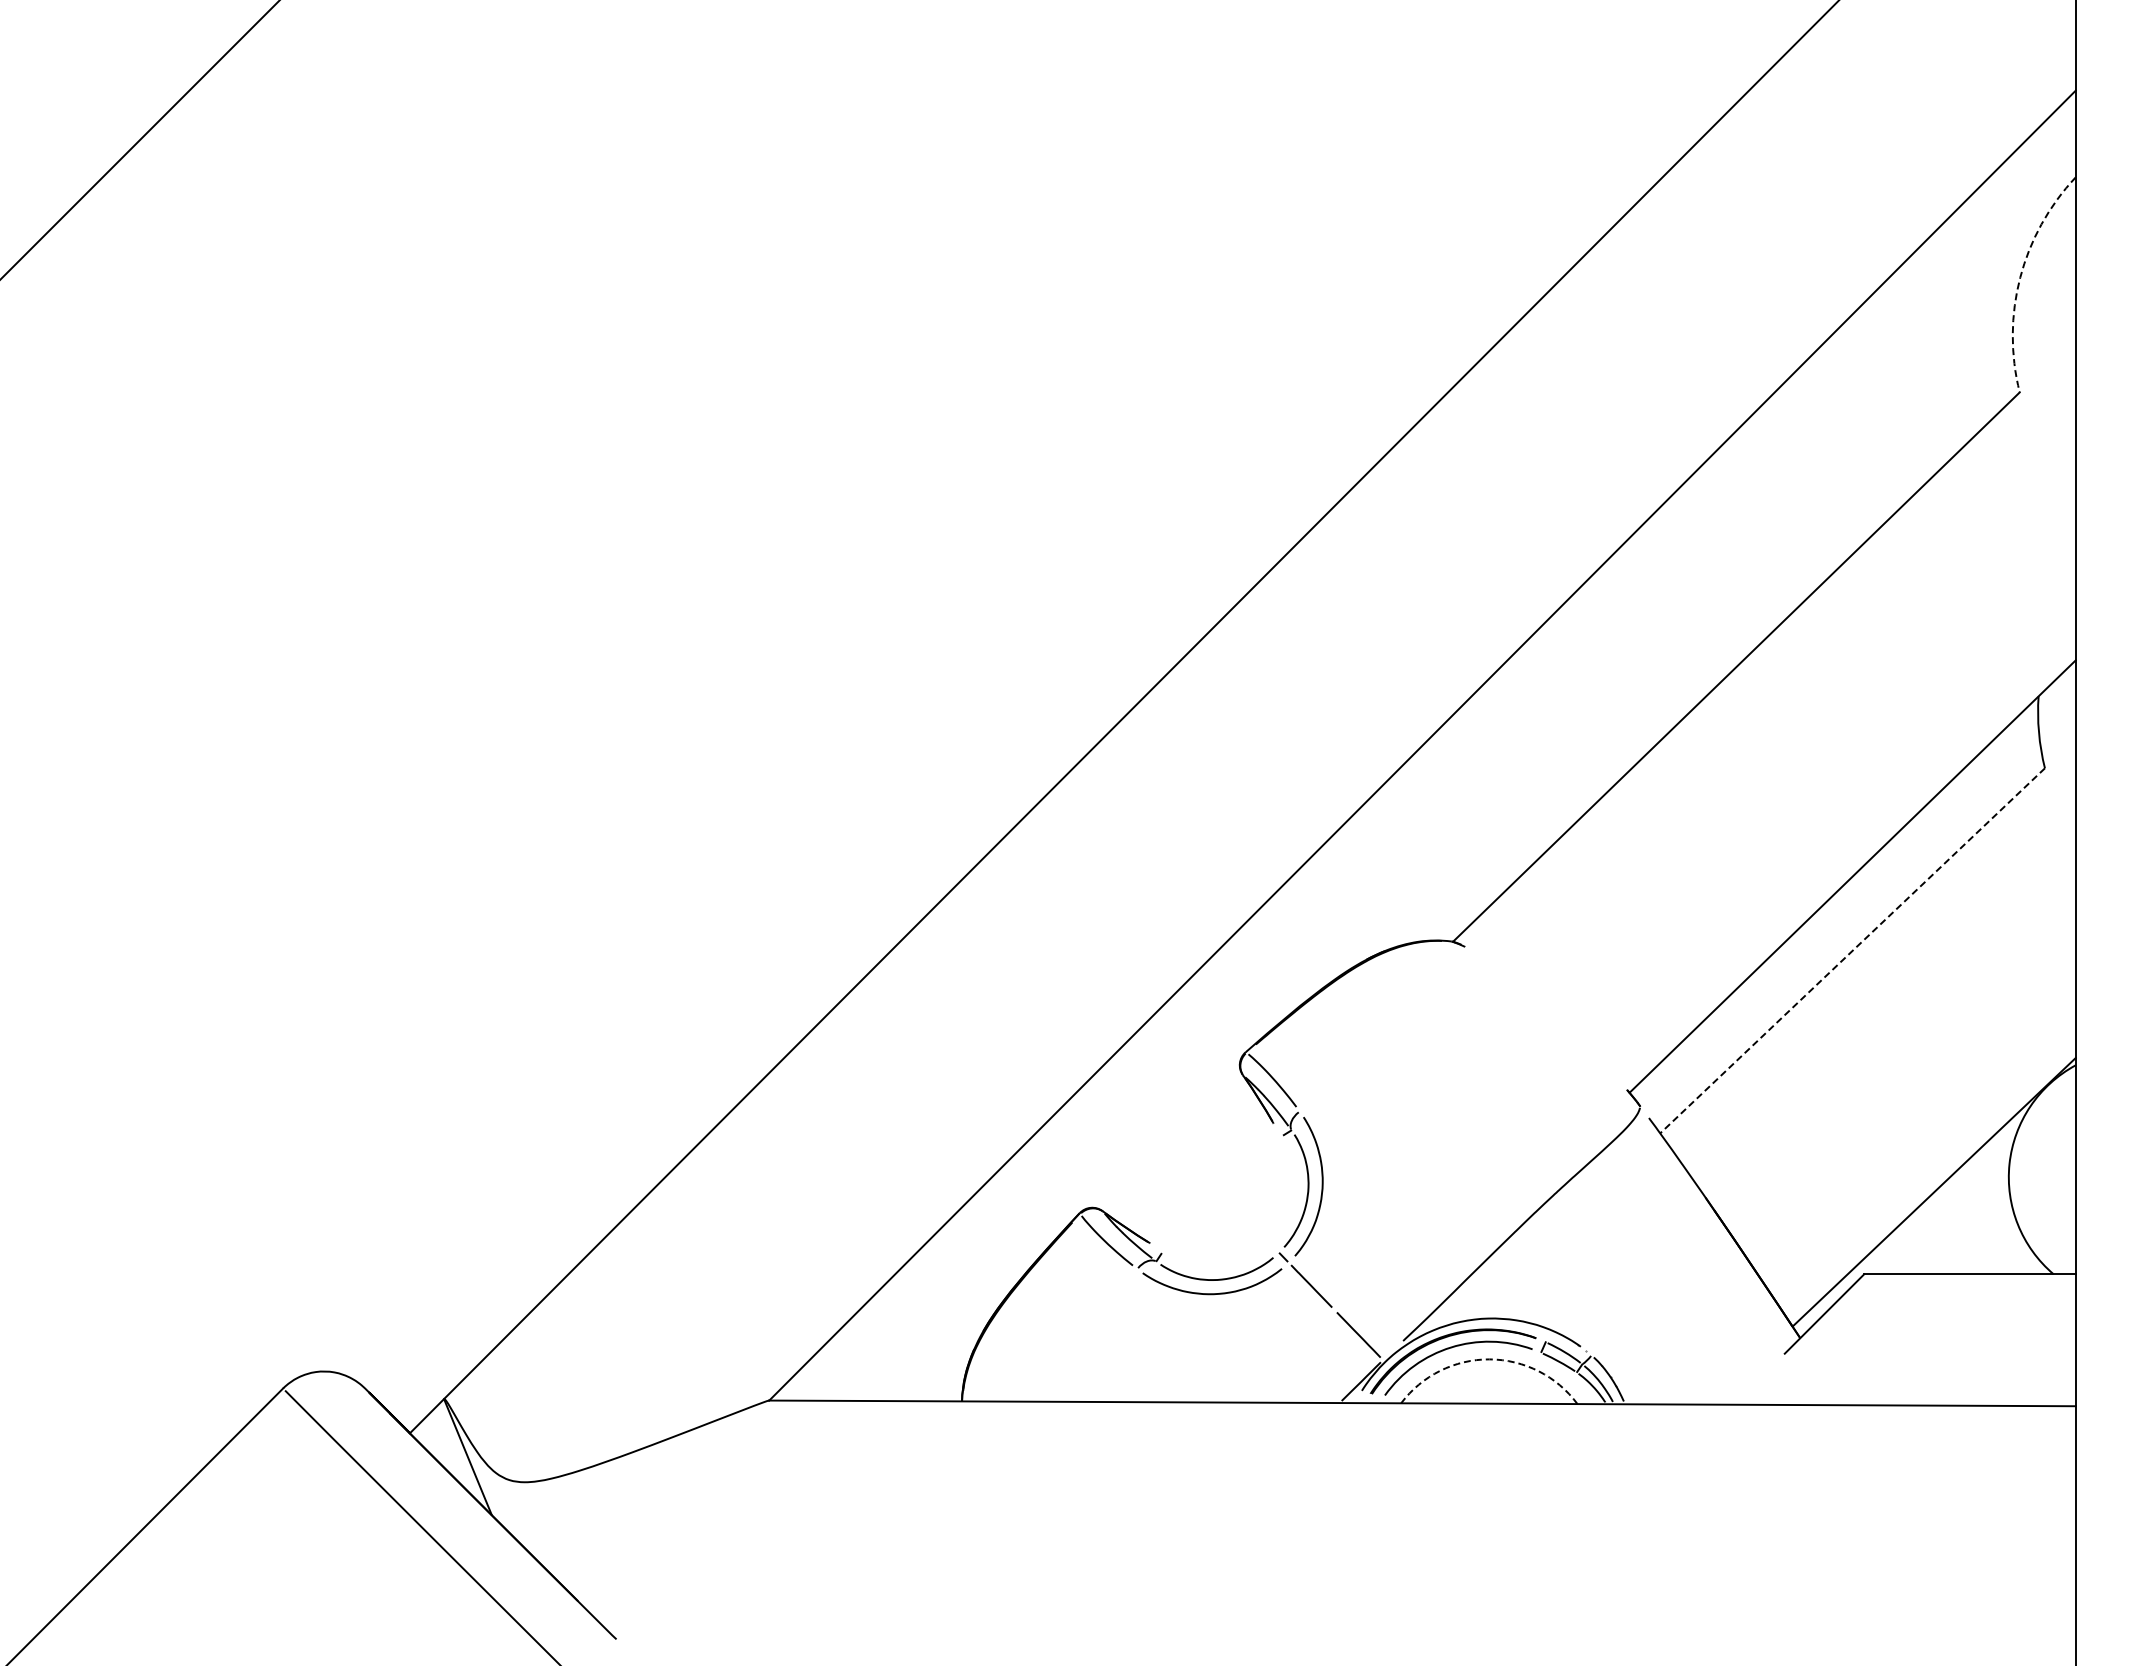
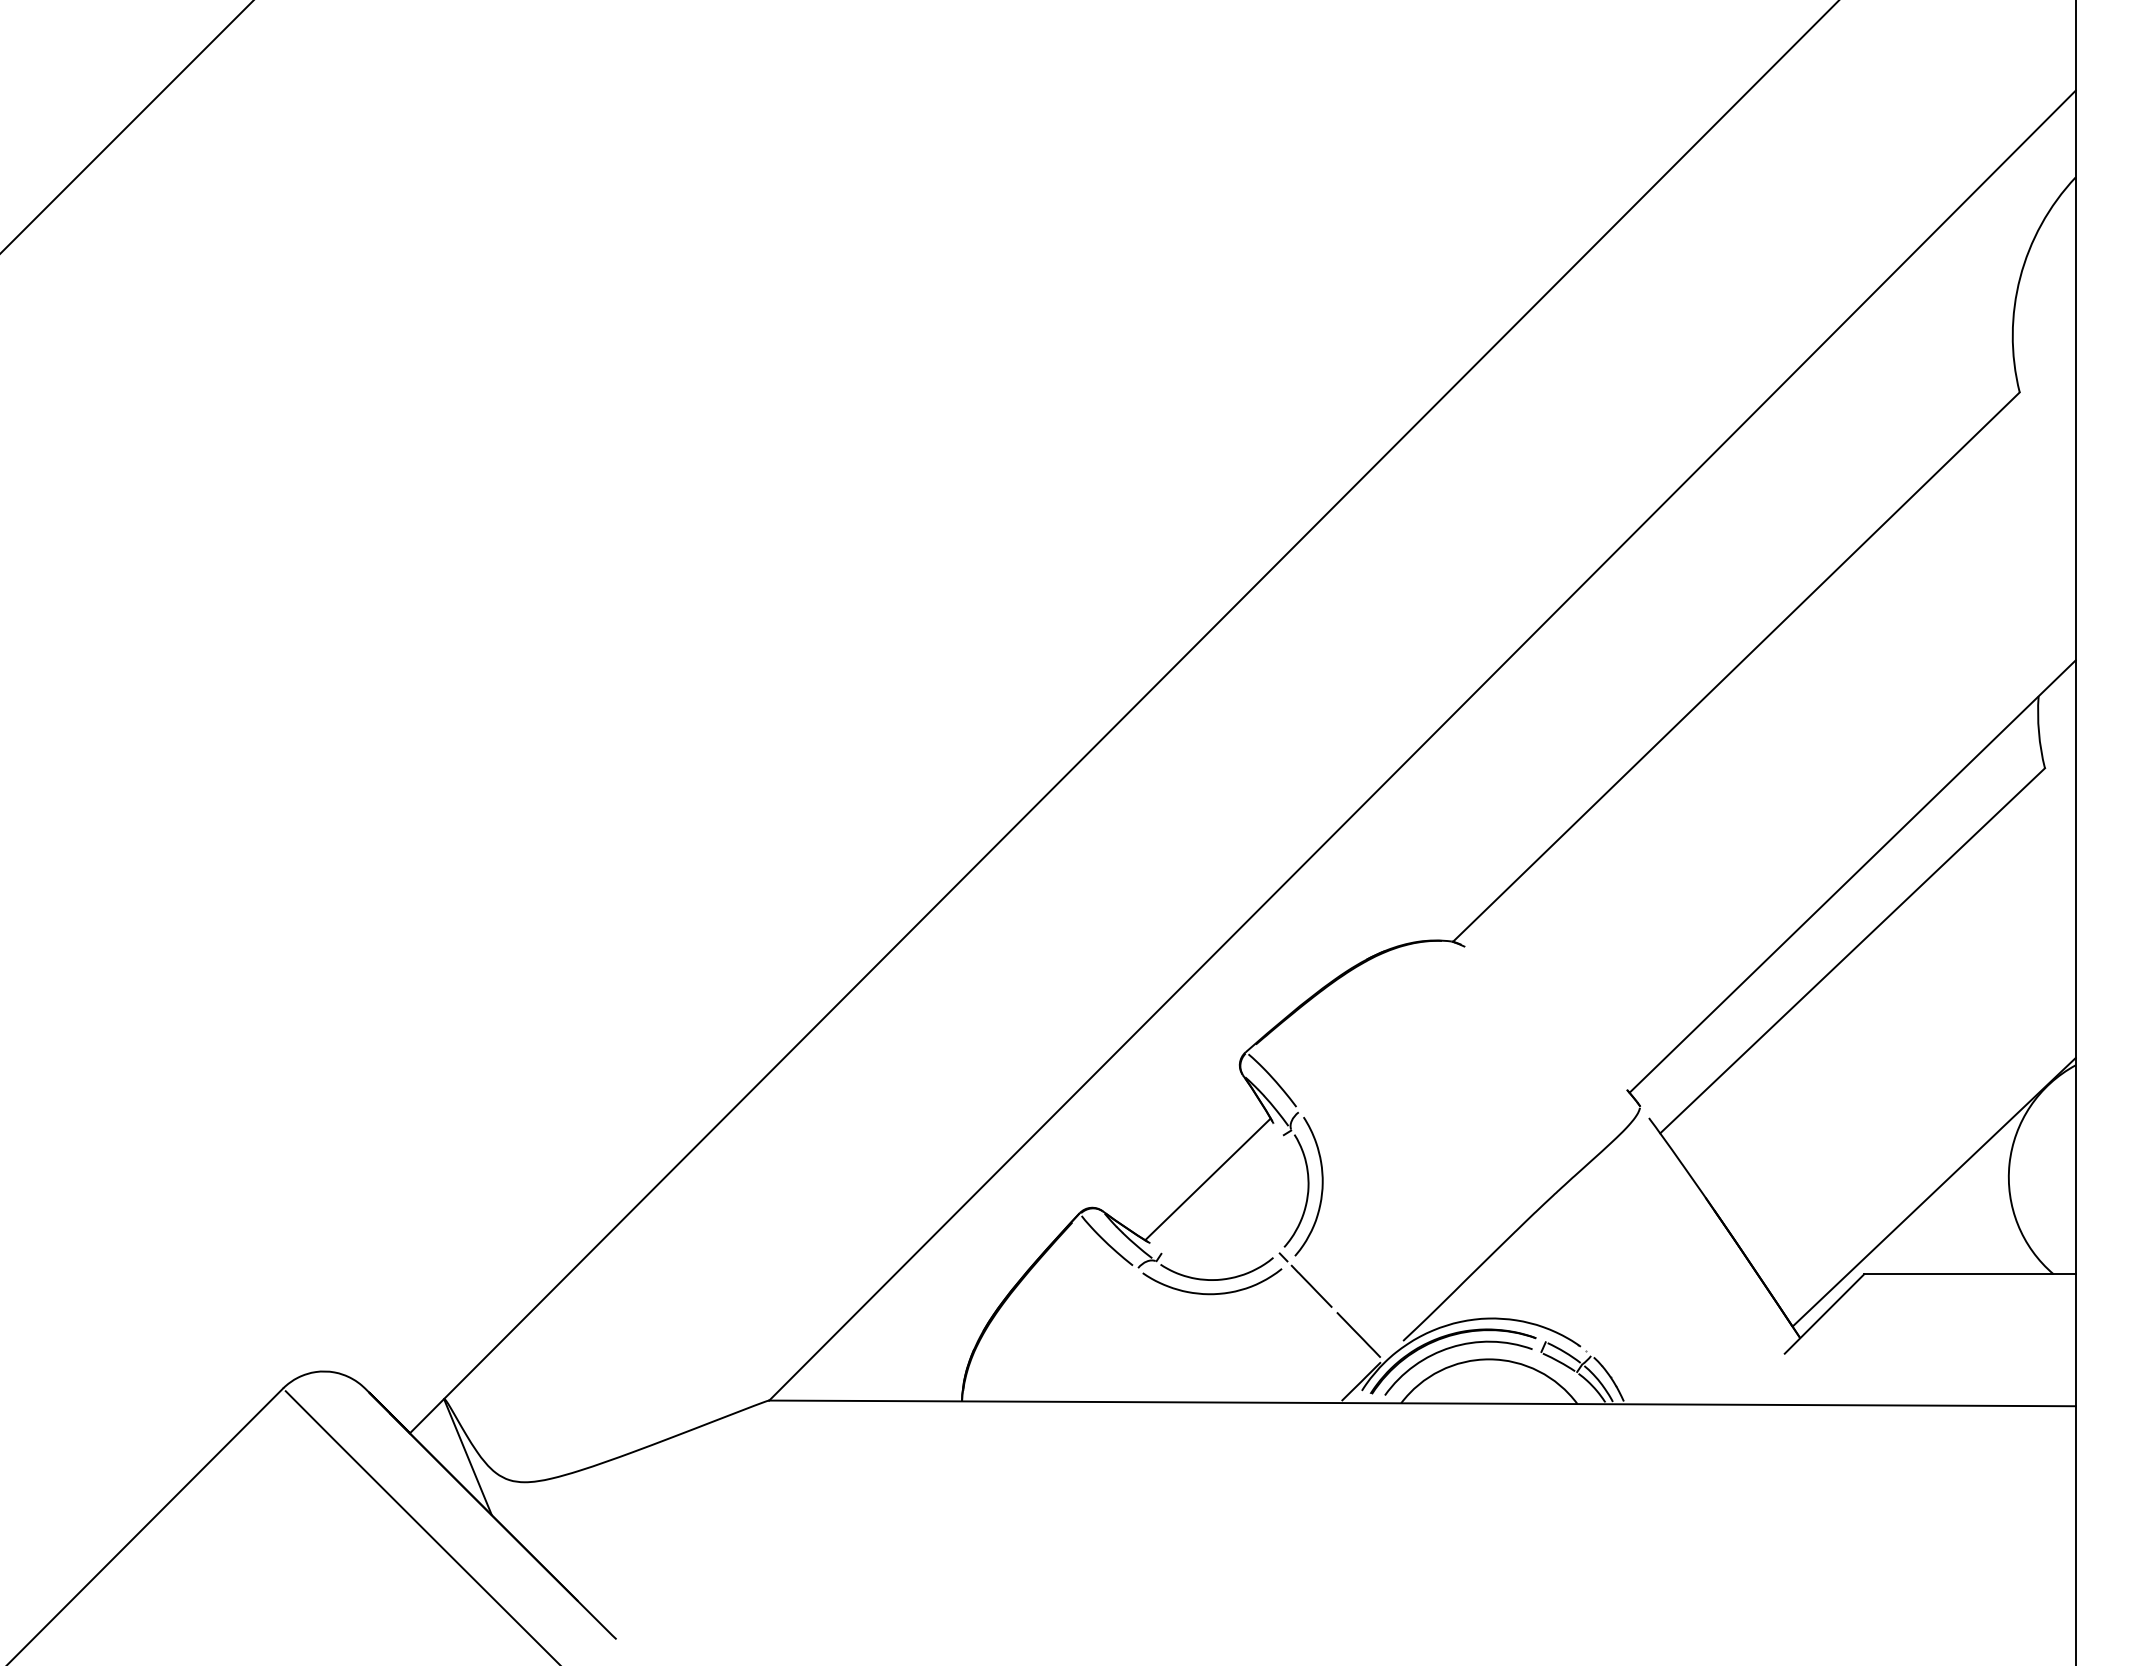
line position: (139, 139) -> (127, 126) (127, 126)
arc: dashed -> solid (2020, 277)
line: dashed -> solid (1852, 951)
line: none -> present (1207, 1179)
arc: dashed -> solid (1489, 1359)
